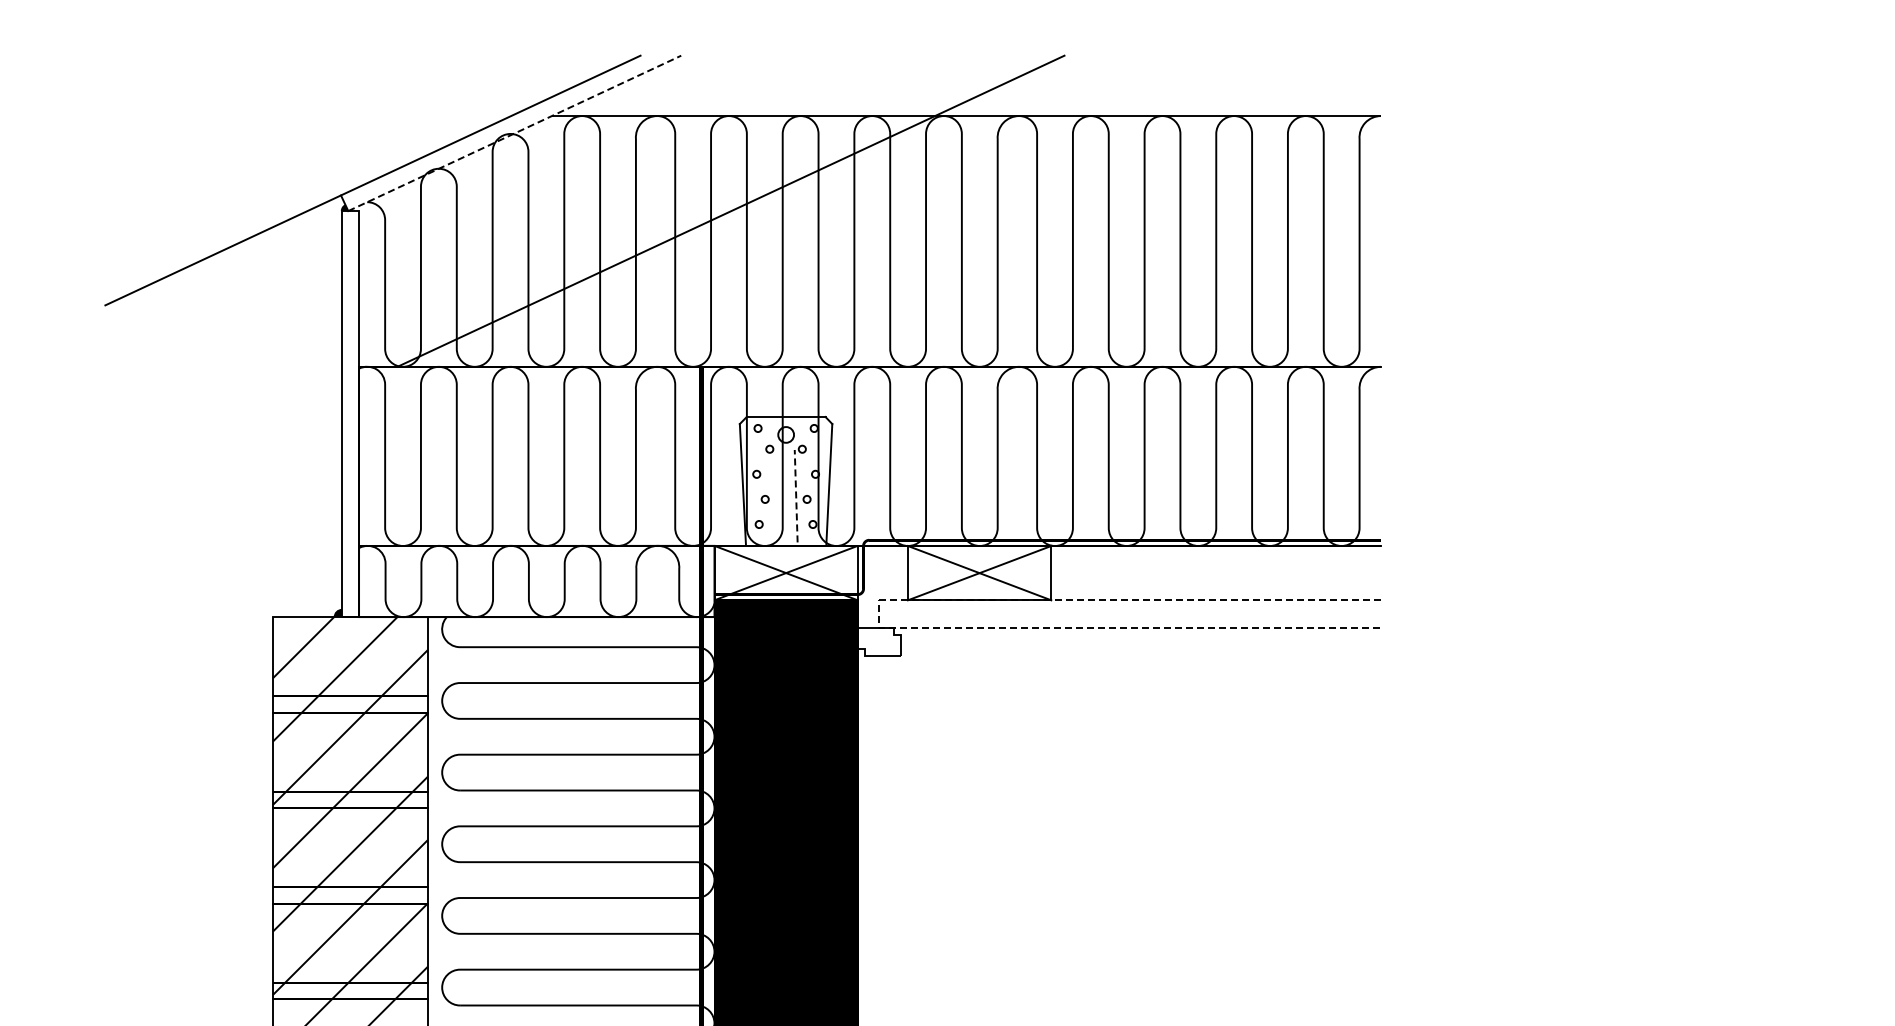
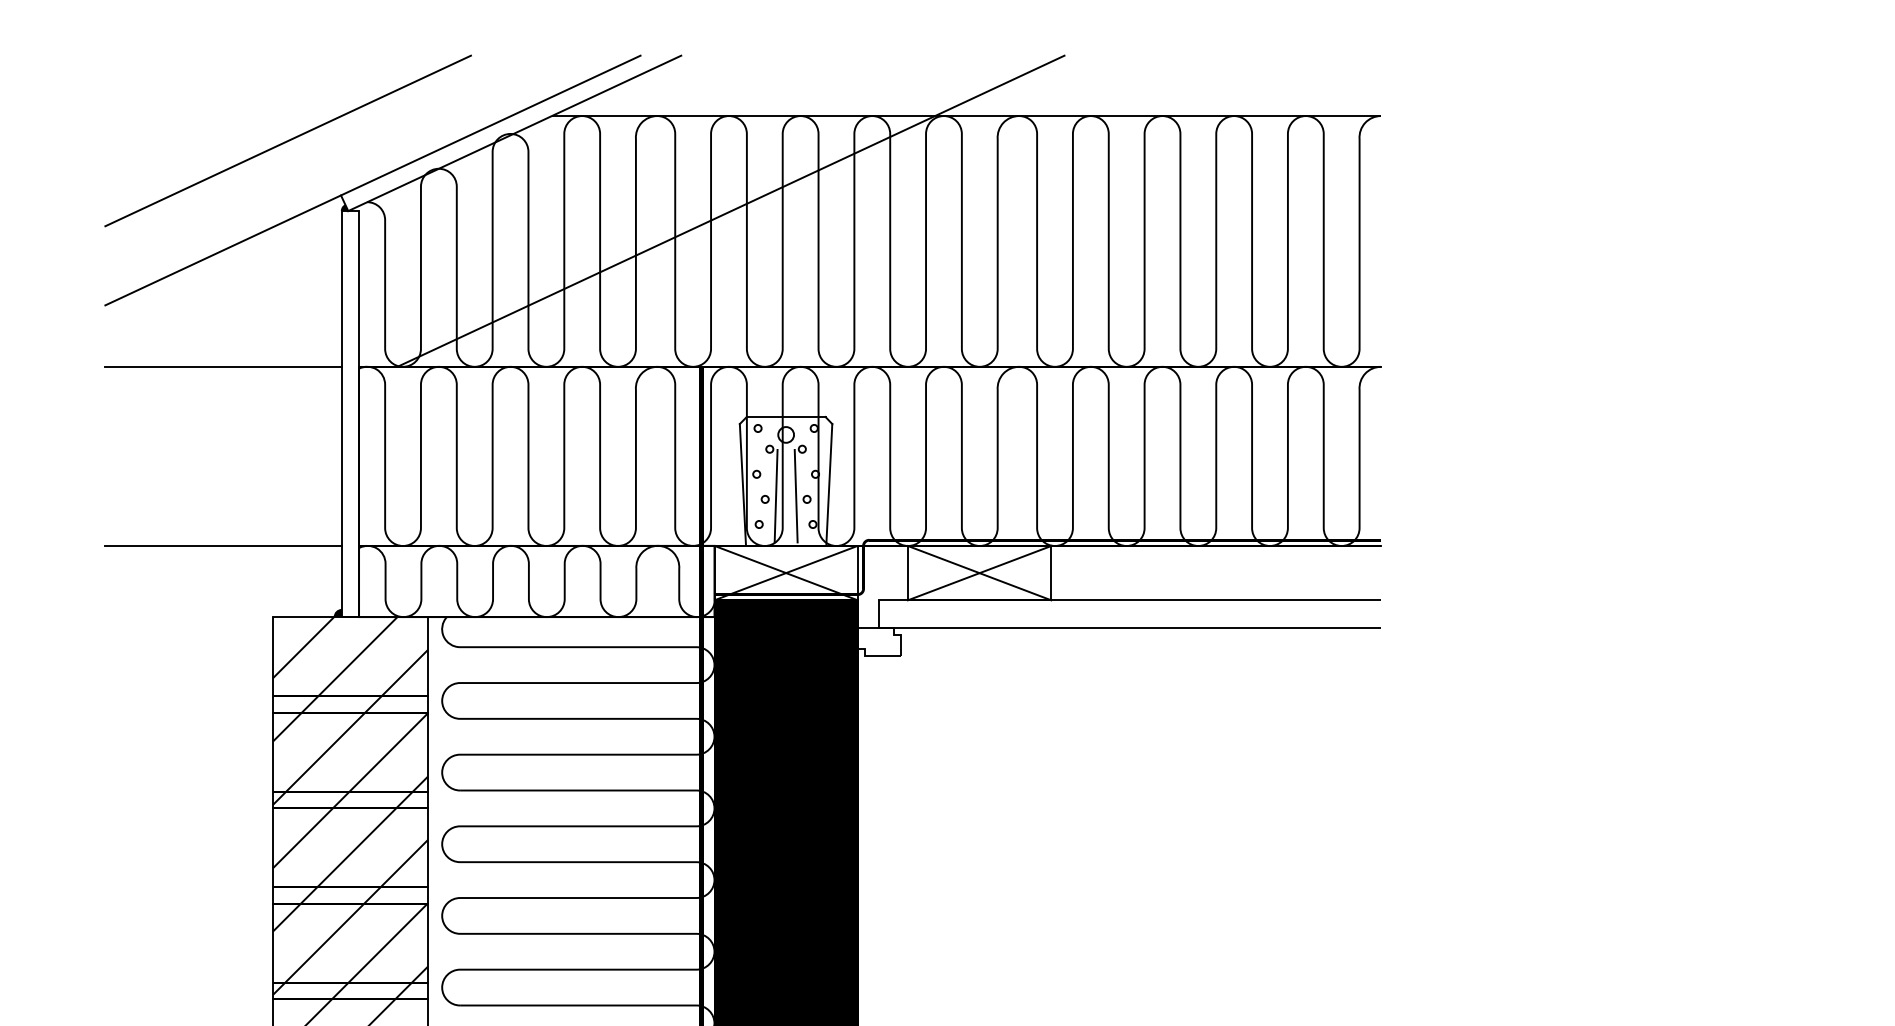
line: dashed -> solid (514, 133)
line: none -> present (287, 140)
line: none -> present (223, 366)
line: none -> present (775, 495)
line: dashed -> solid (796, 495)
line: none -> present (223, 546)
line: dashed -> solid (879, 613)
